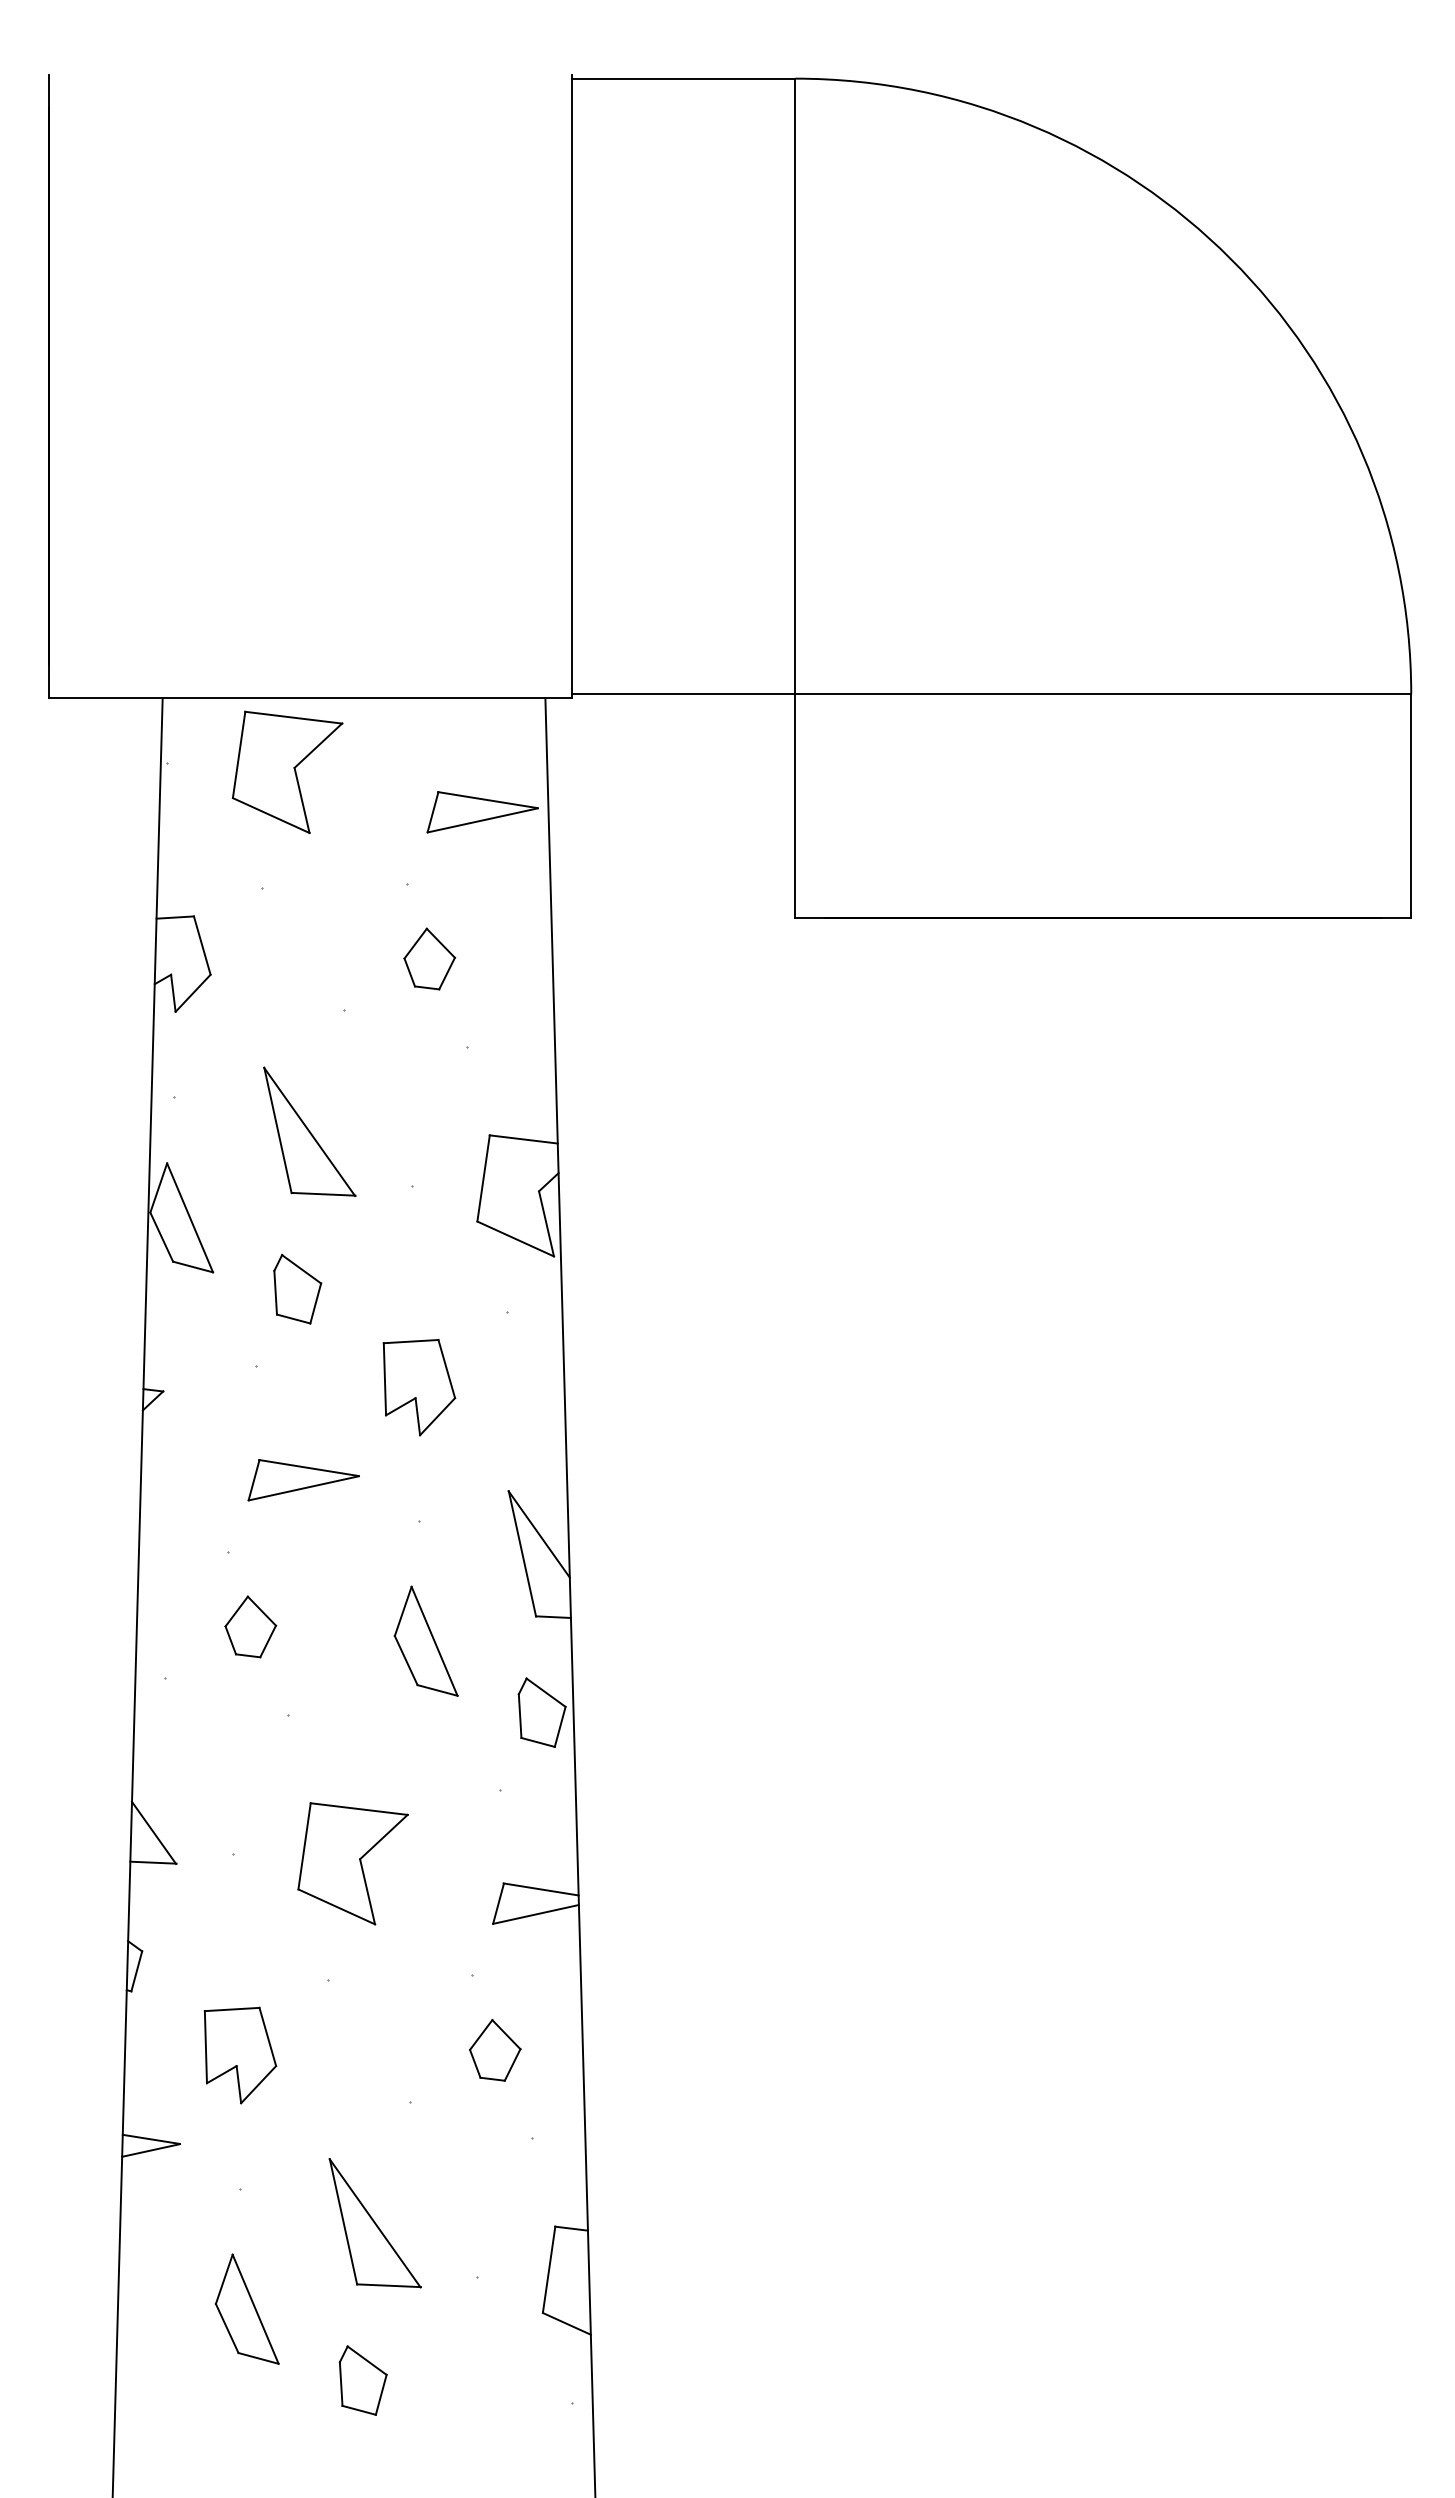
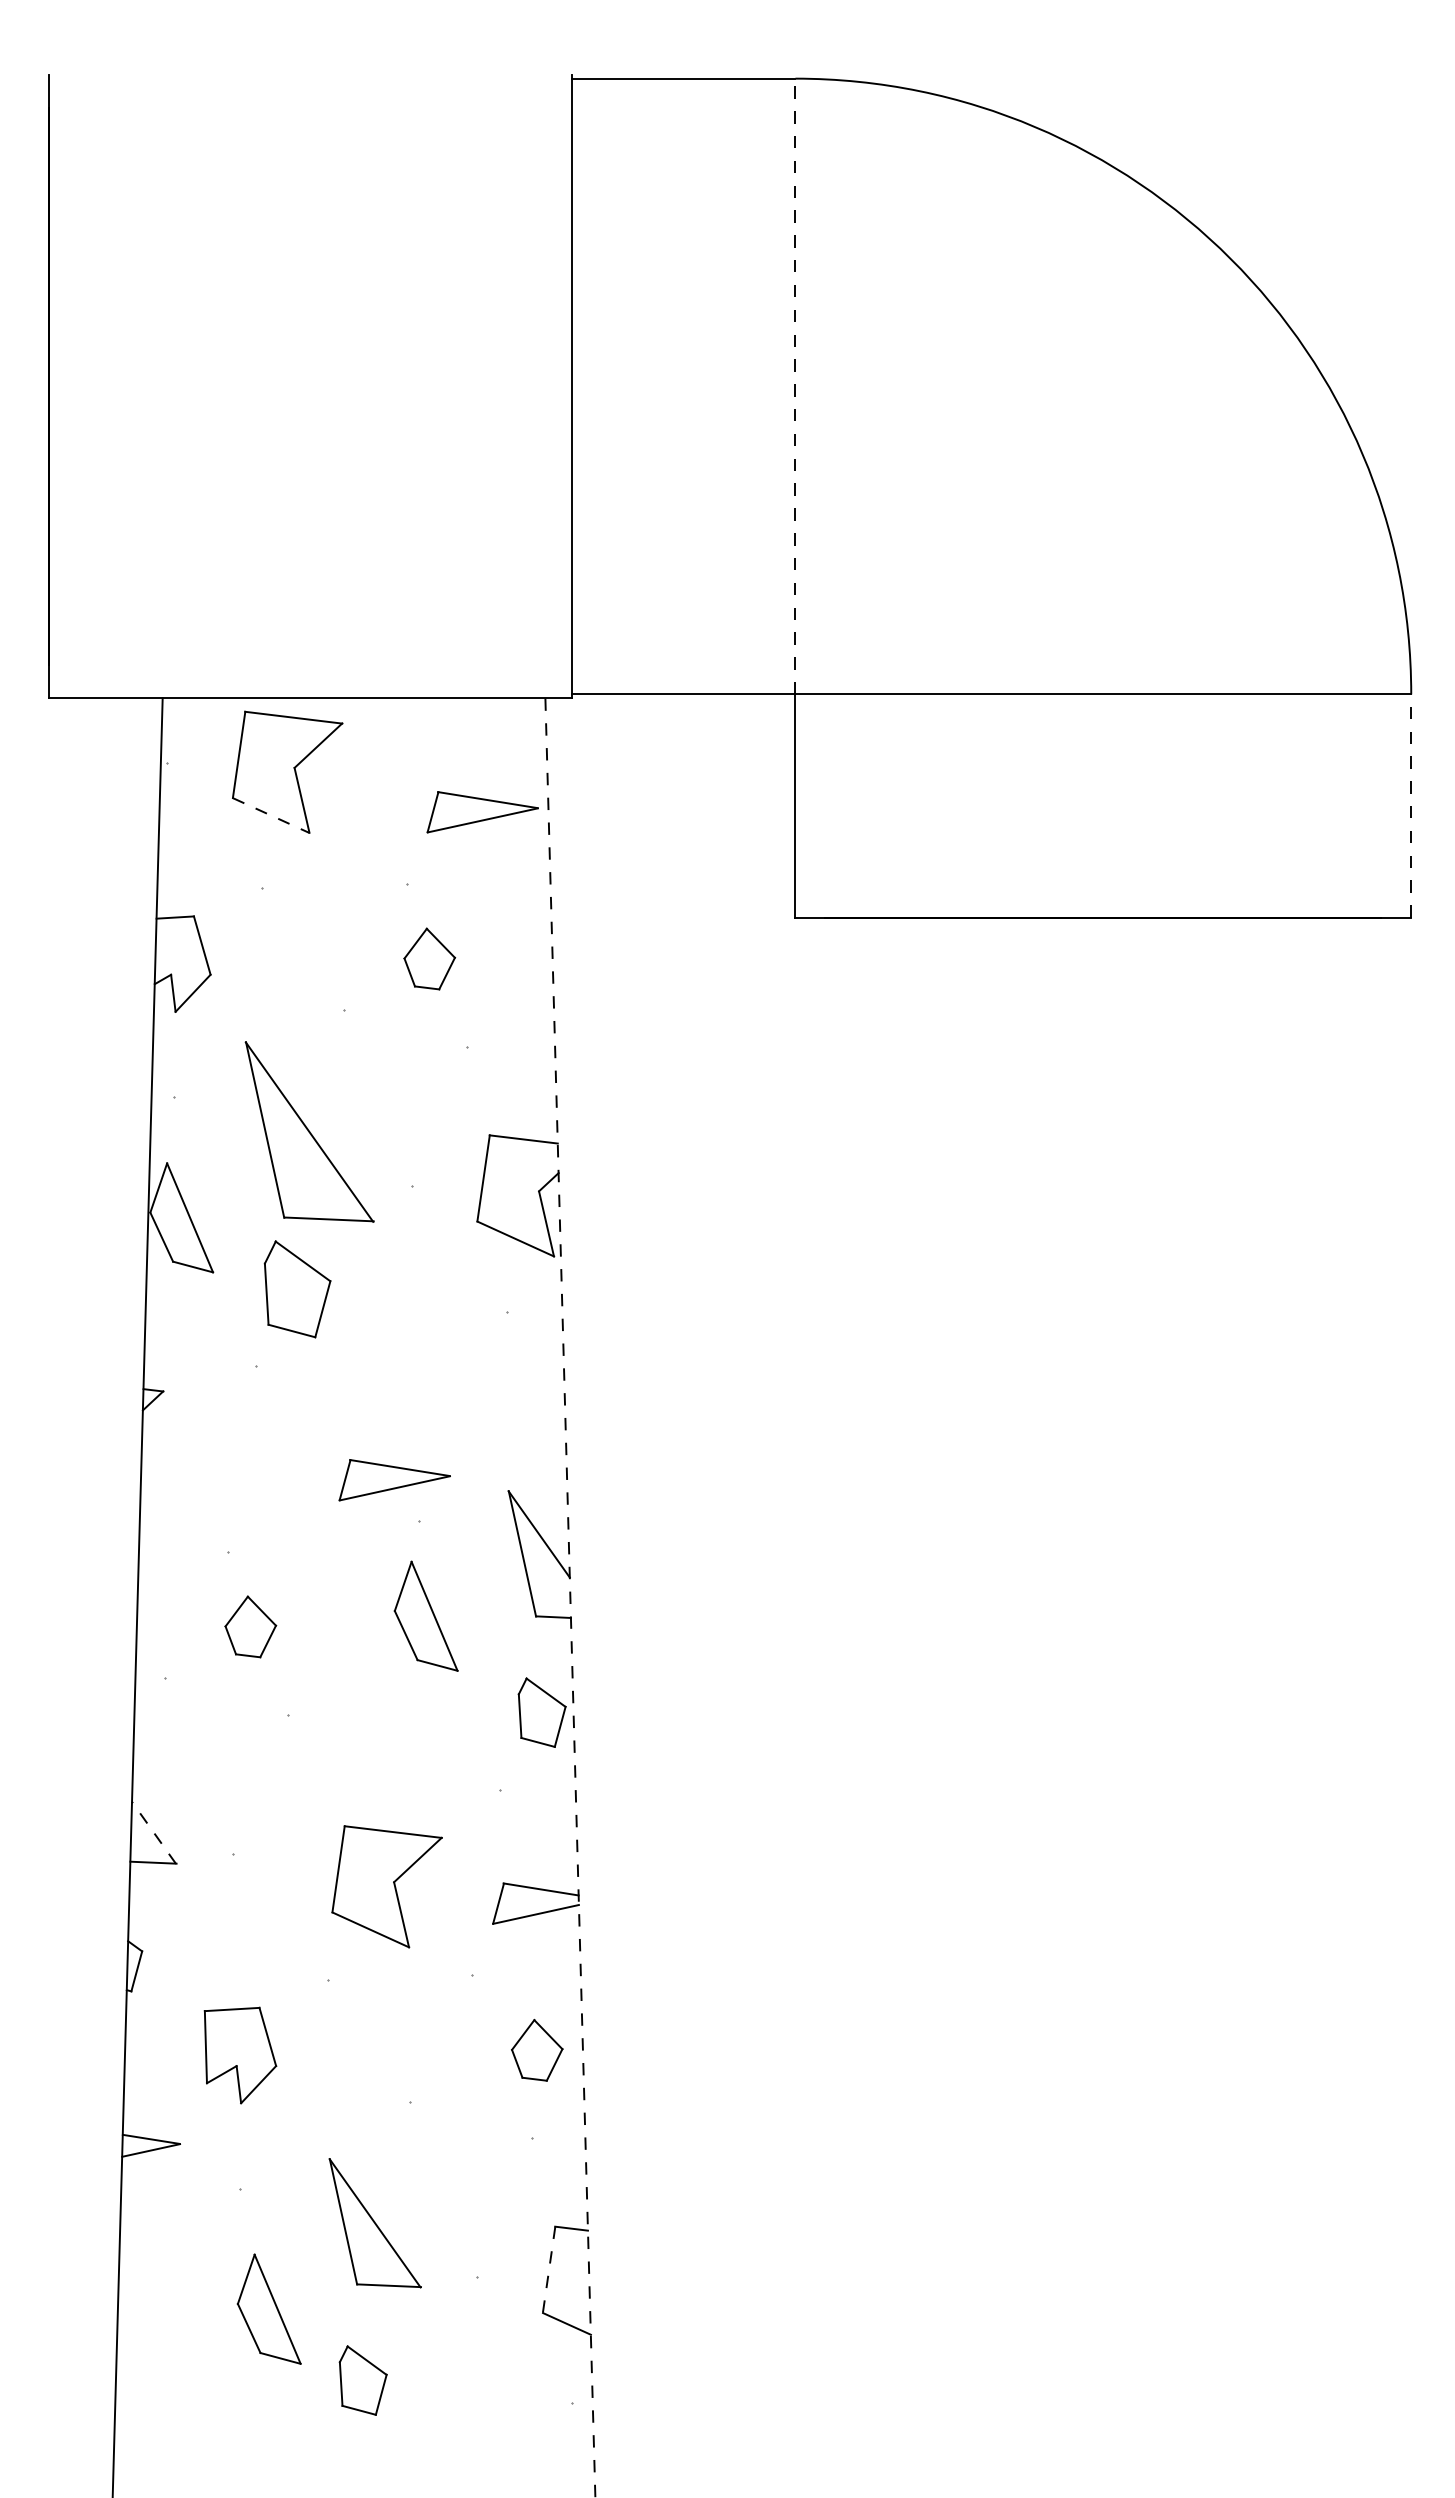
line: solid -> dashed (795, 386)
line: solid -> dashed (1411, 806)
line: solid -> dashed (271, 815)
part size: 94x131 px -> 131x182 px (309, 1131)
part size: 50x72 px -> 69x99 px (297, 1289)
part: present -> none (419, 1387)
part position: (303, 1480) -> (394, 1480) (394, 1480)
line: solid -> dashed (570, 1597)
part position: (425, 1640) -> (425, 1615) (425, 1615)
line: solid -> dashed (153, 1832)
part position: (352, 1863) -> (386, 1886) (386, 1886)
part position: (495, 2050) -> (537, 2050) (537, 2050)
line: solid -> dashed (549, 2269)
part position: (246, 2308) -> (268, 2308) (268, 2308)
